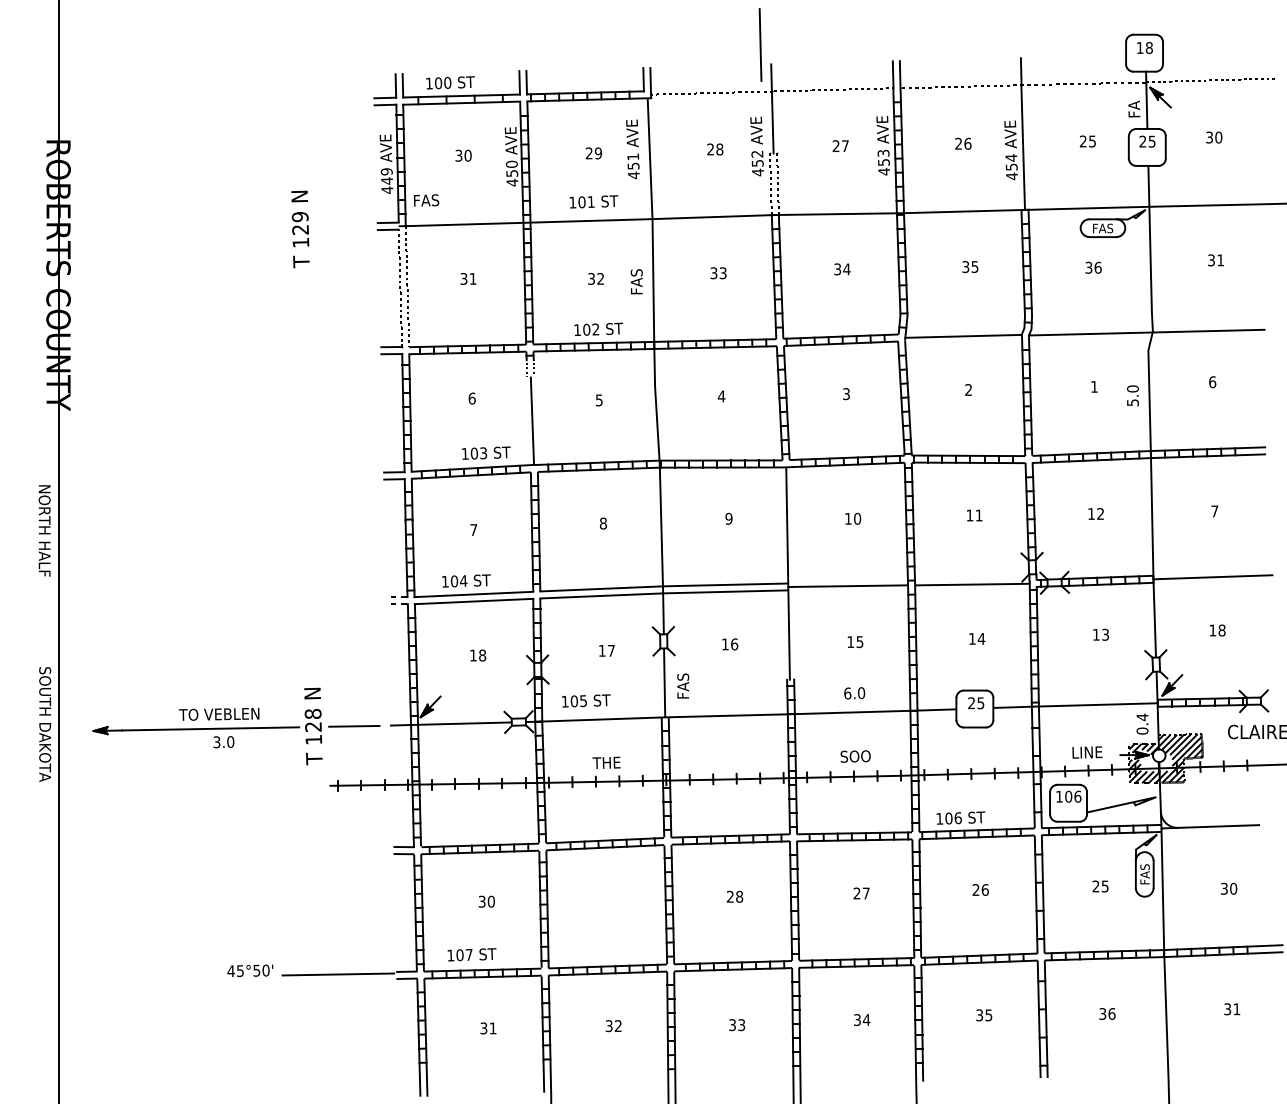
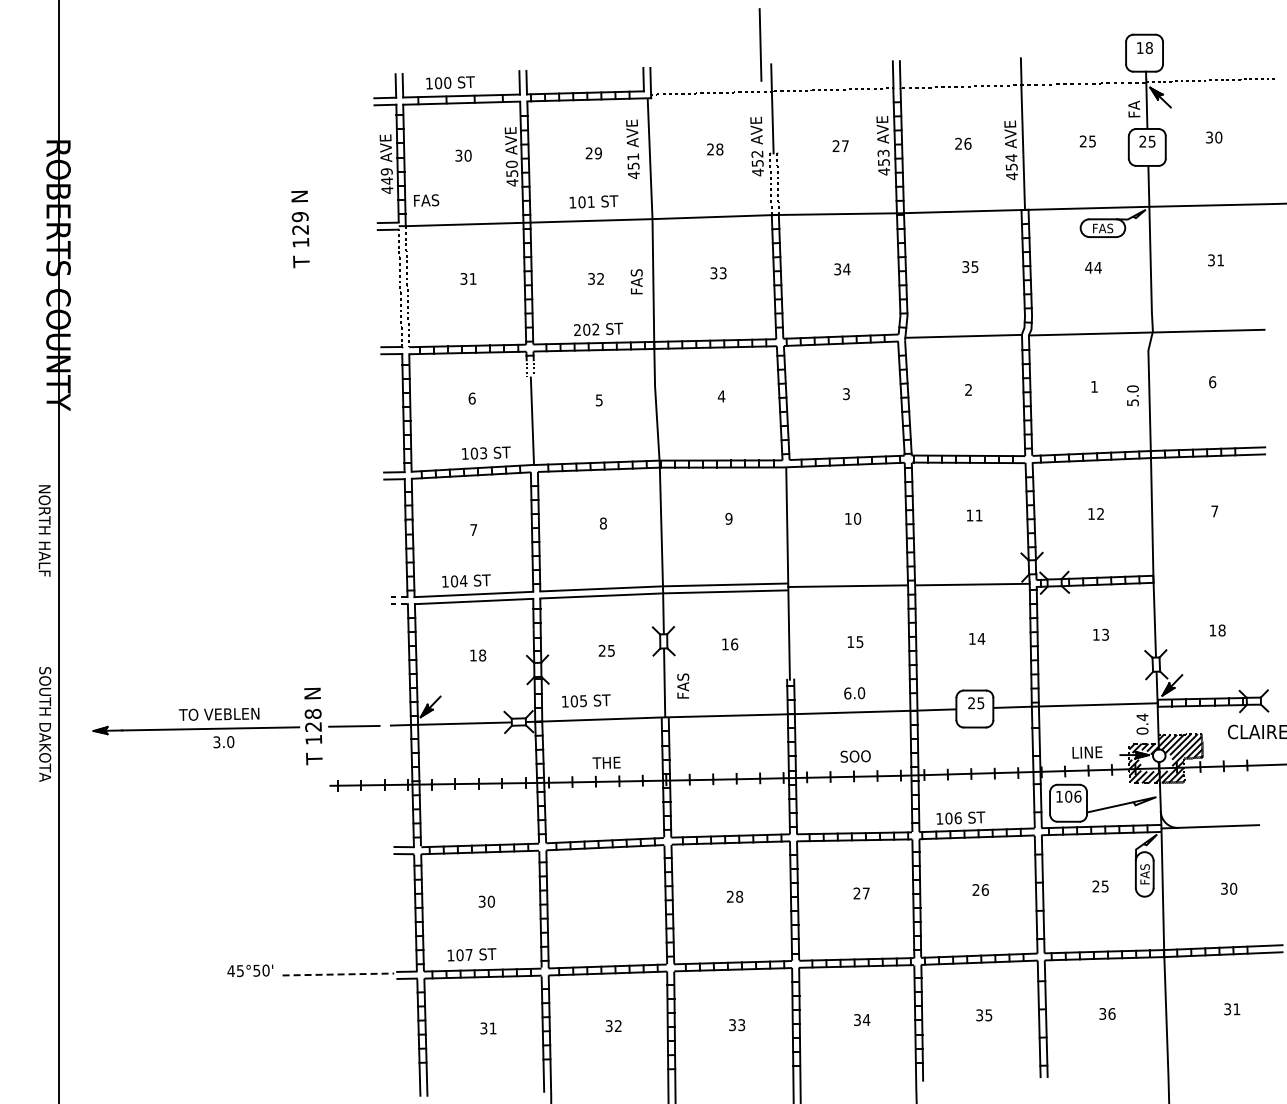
text: 36 -> 44 (1093, 267)
text: 102 -> 202 (577, 330)
line: present -> none (1212, 577)
text: 17 -> 25 (606, 650)
line: solid -> dashed (338, 974)
